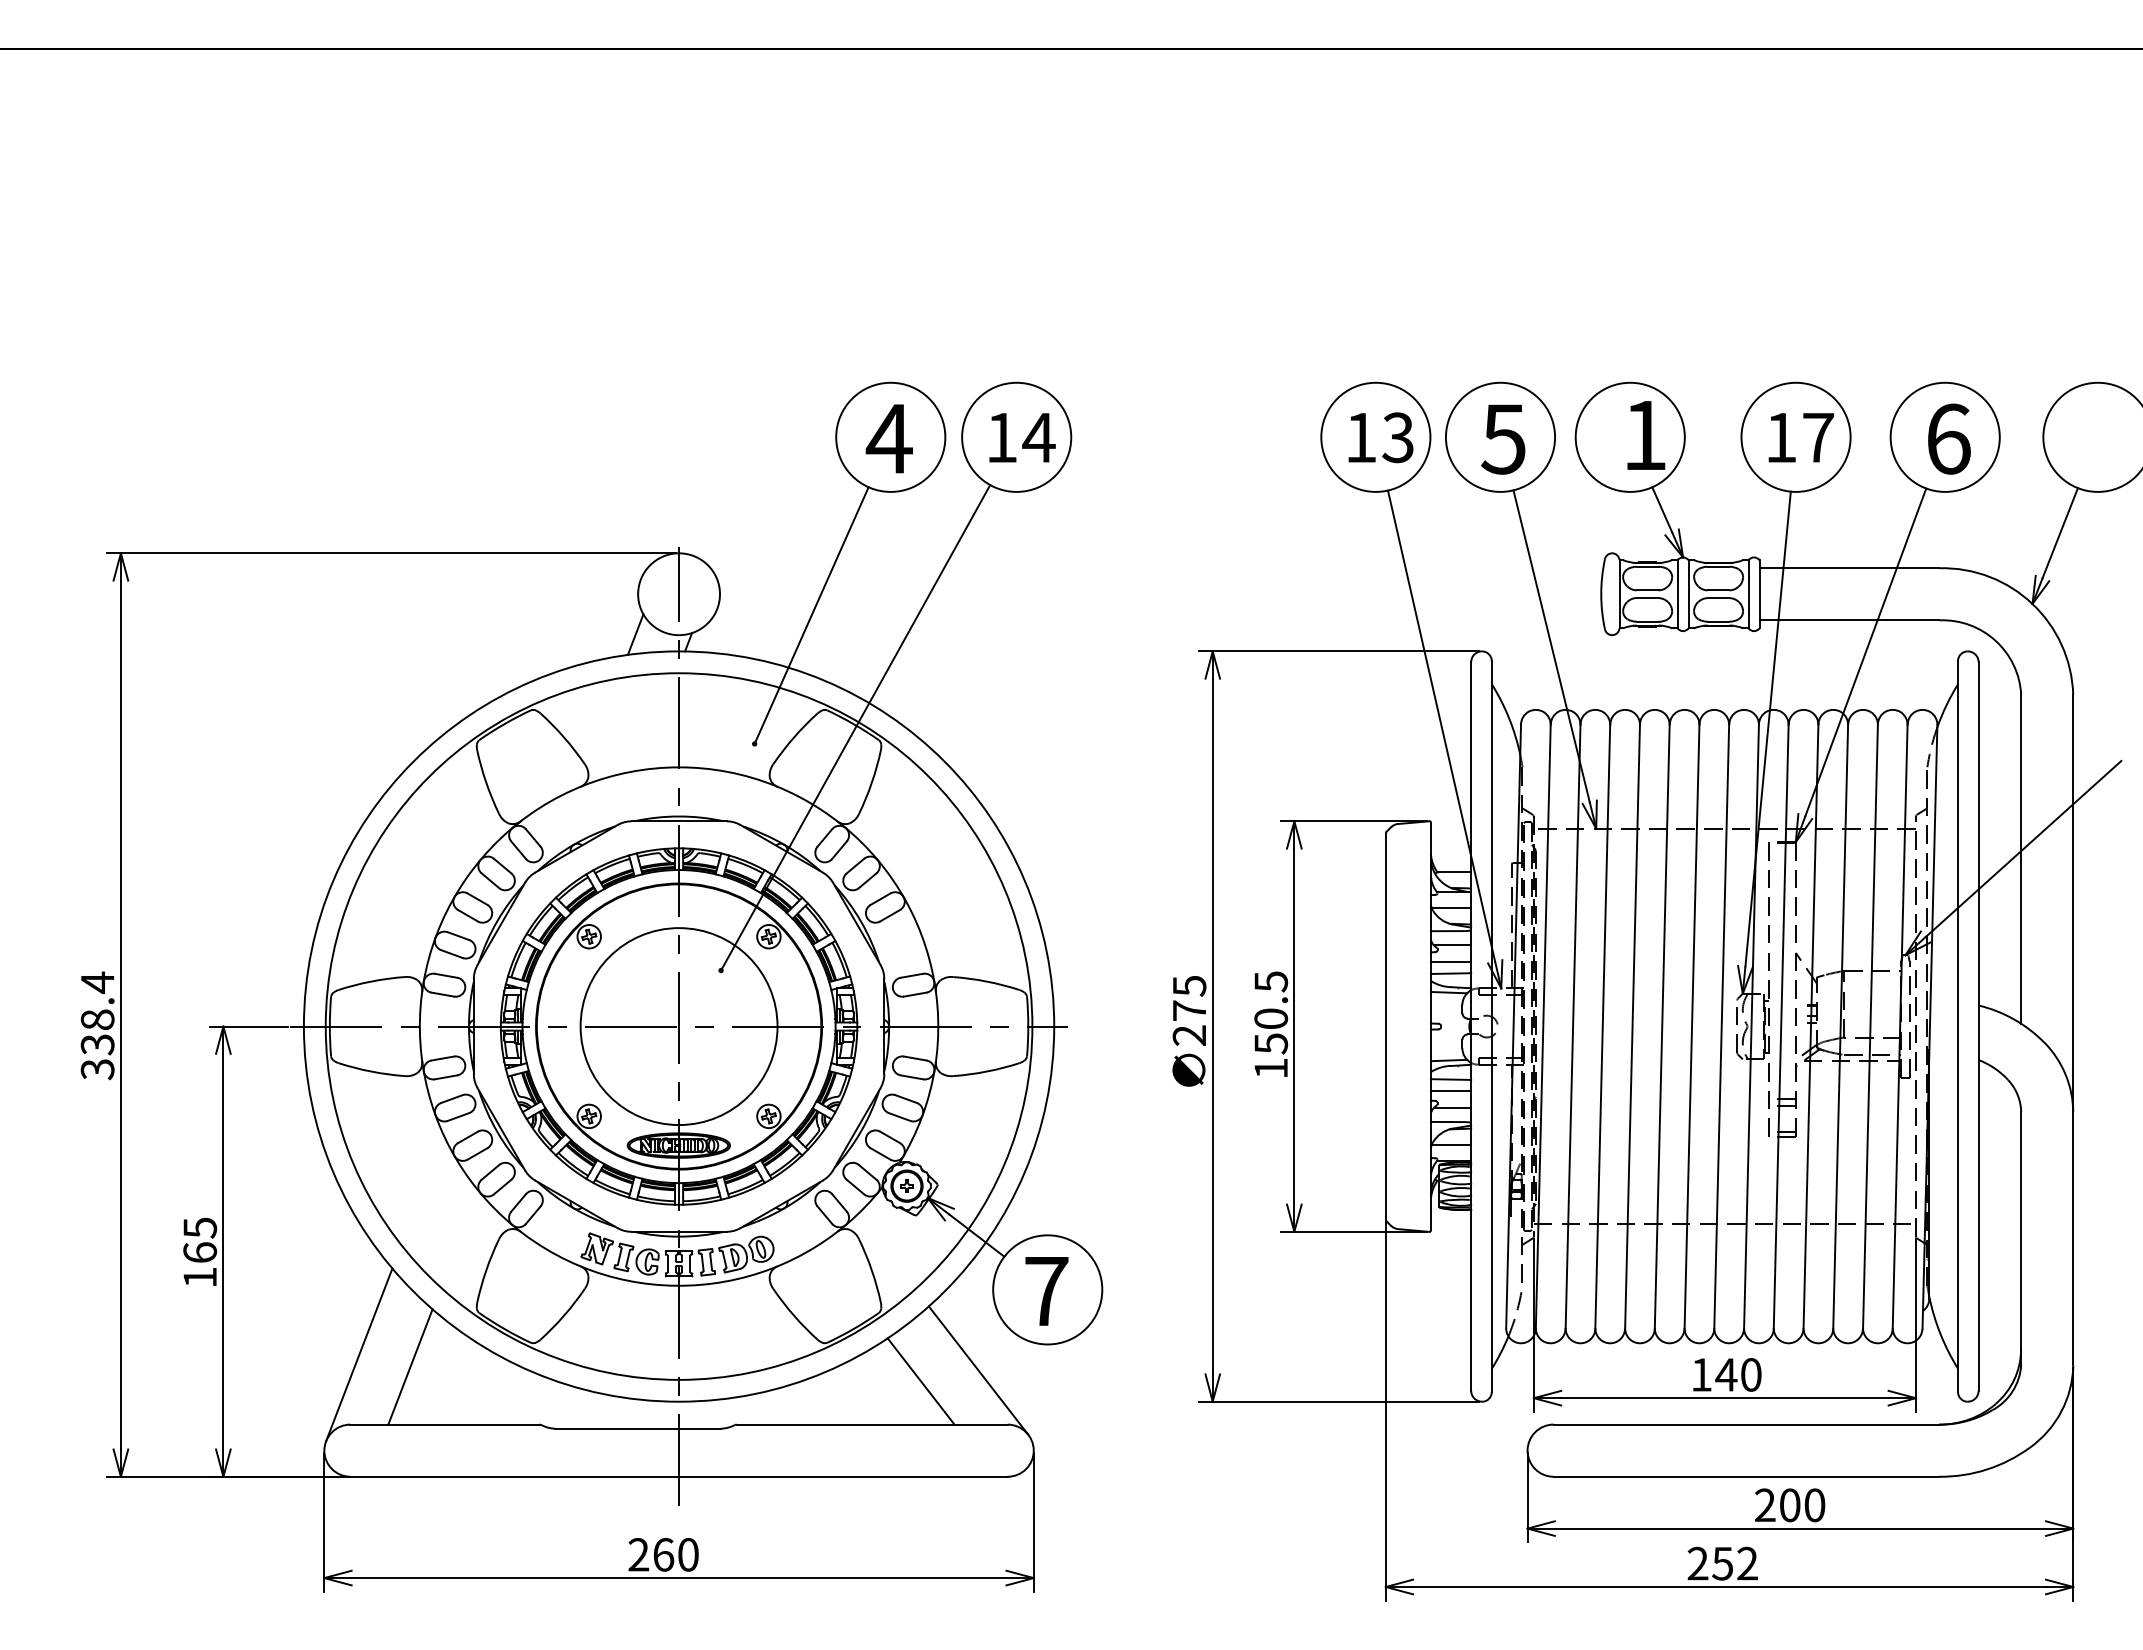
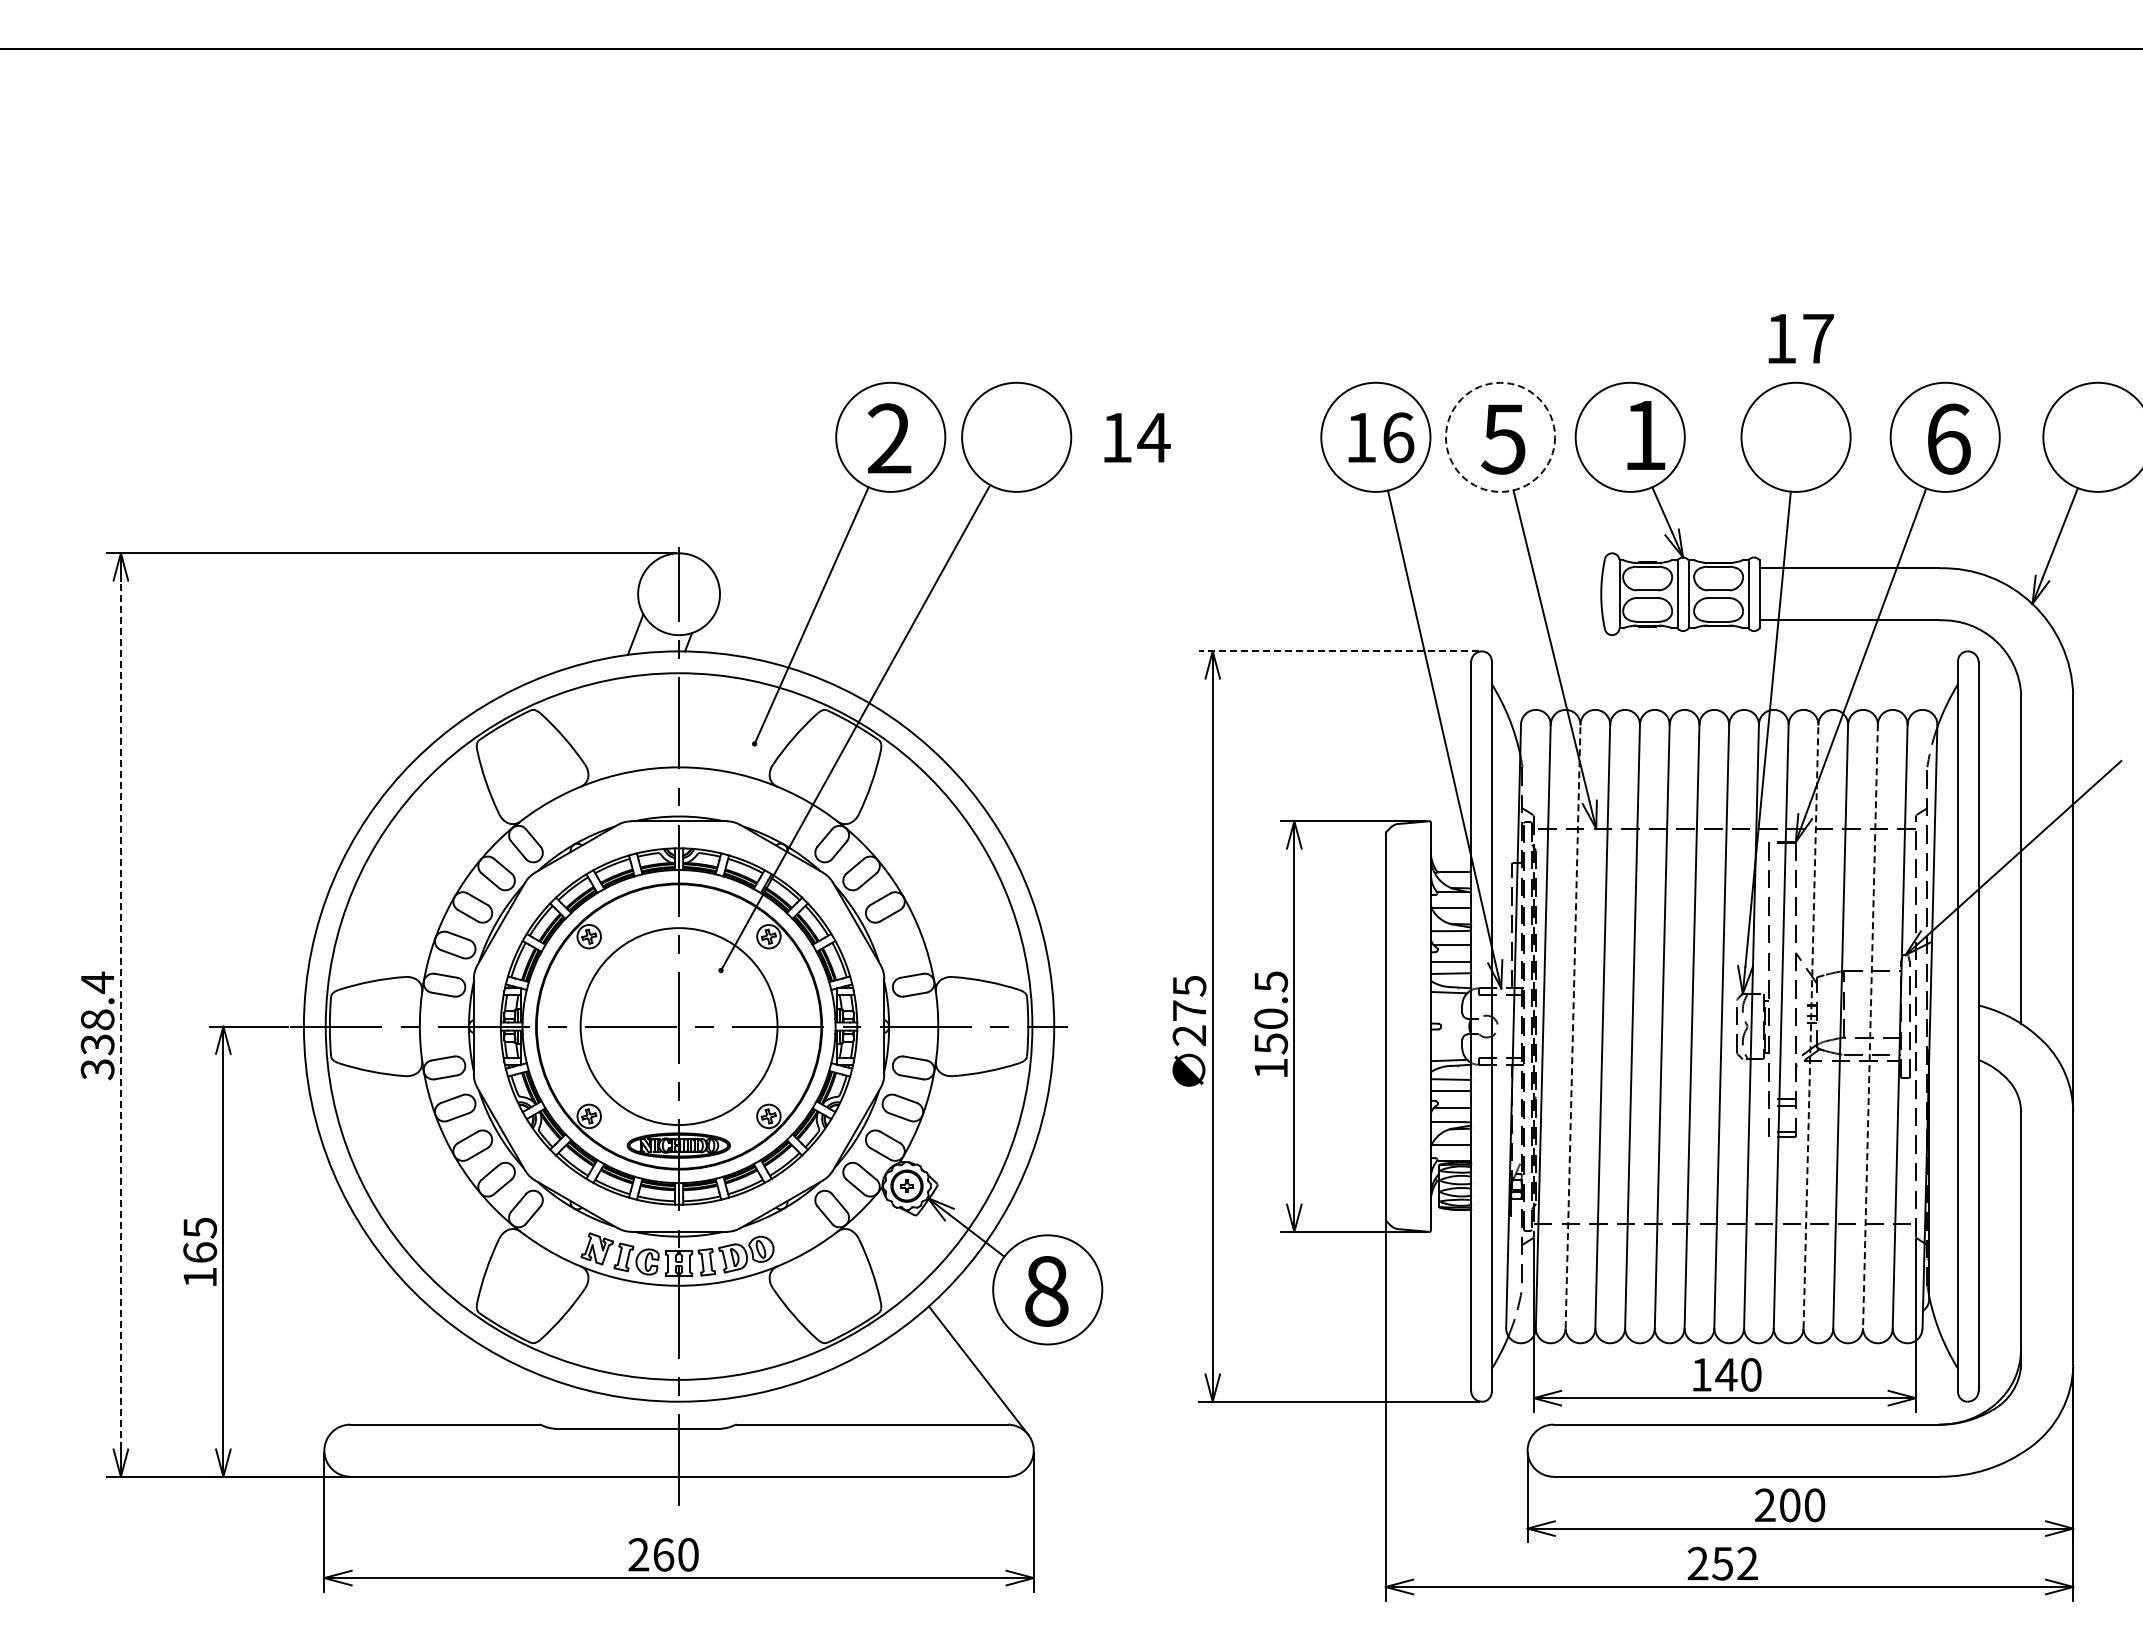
circle: solid -> dashed (1500, 436)
text position: (1022, 437) -> (1137, 437) (1137, 437)
text: 13 -> 16 (1398, 437)
text position: (1800, 437) -> (1800, 338) (1800, 338)
text: 4 -> 2 (888, 438)
line: solid -> dashed (1338, 651)
line: solid -> dashed (120, 1014)
line: solid -> dashed (1573, 1025)
line: solid -> dashed (1811, 1025)
line: solid -> dashed (1870, 1026)
text: 7 -> 8 (1046, 1291)
line: present -> none (359, 1354)
line: present -> none (410, 1366)
line: present -> none (920, 1381)
